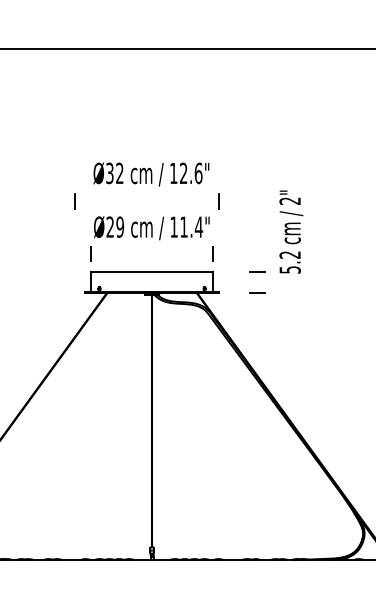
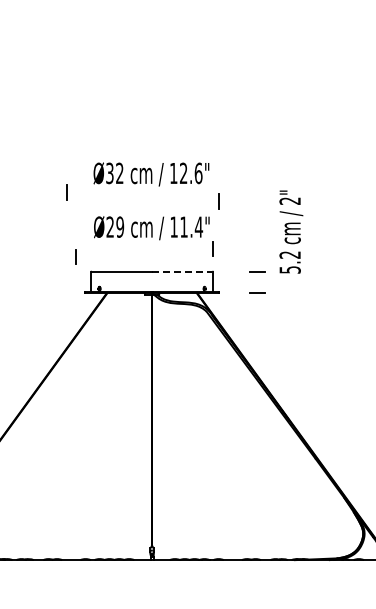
line: present -> none (187, 48)
line position: (74, 201) -> (66, 192) (66, 192)
line position: (90, 253) -> (75, 256) (75, 256)
line position: (212, 253) -> (212, 248) (212, 248)
line: solid -> dashed (182, 271)
